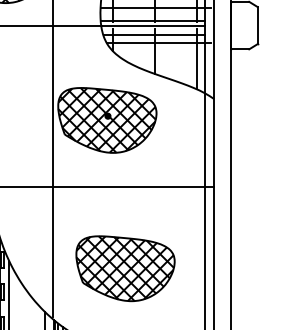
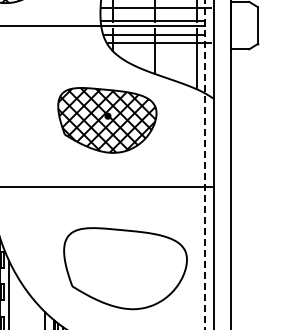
line: present -> none (52, 159)
line: solid -> dashed (204, 164)
part size: 101x68 px -> 125x84 px (125, 268)
